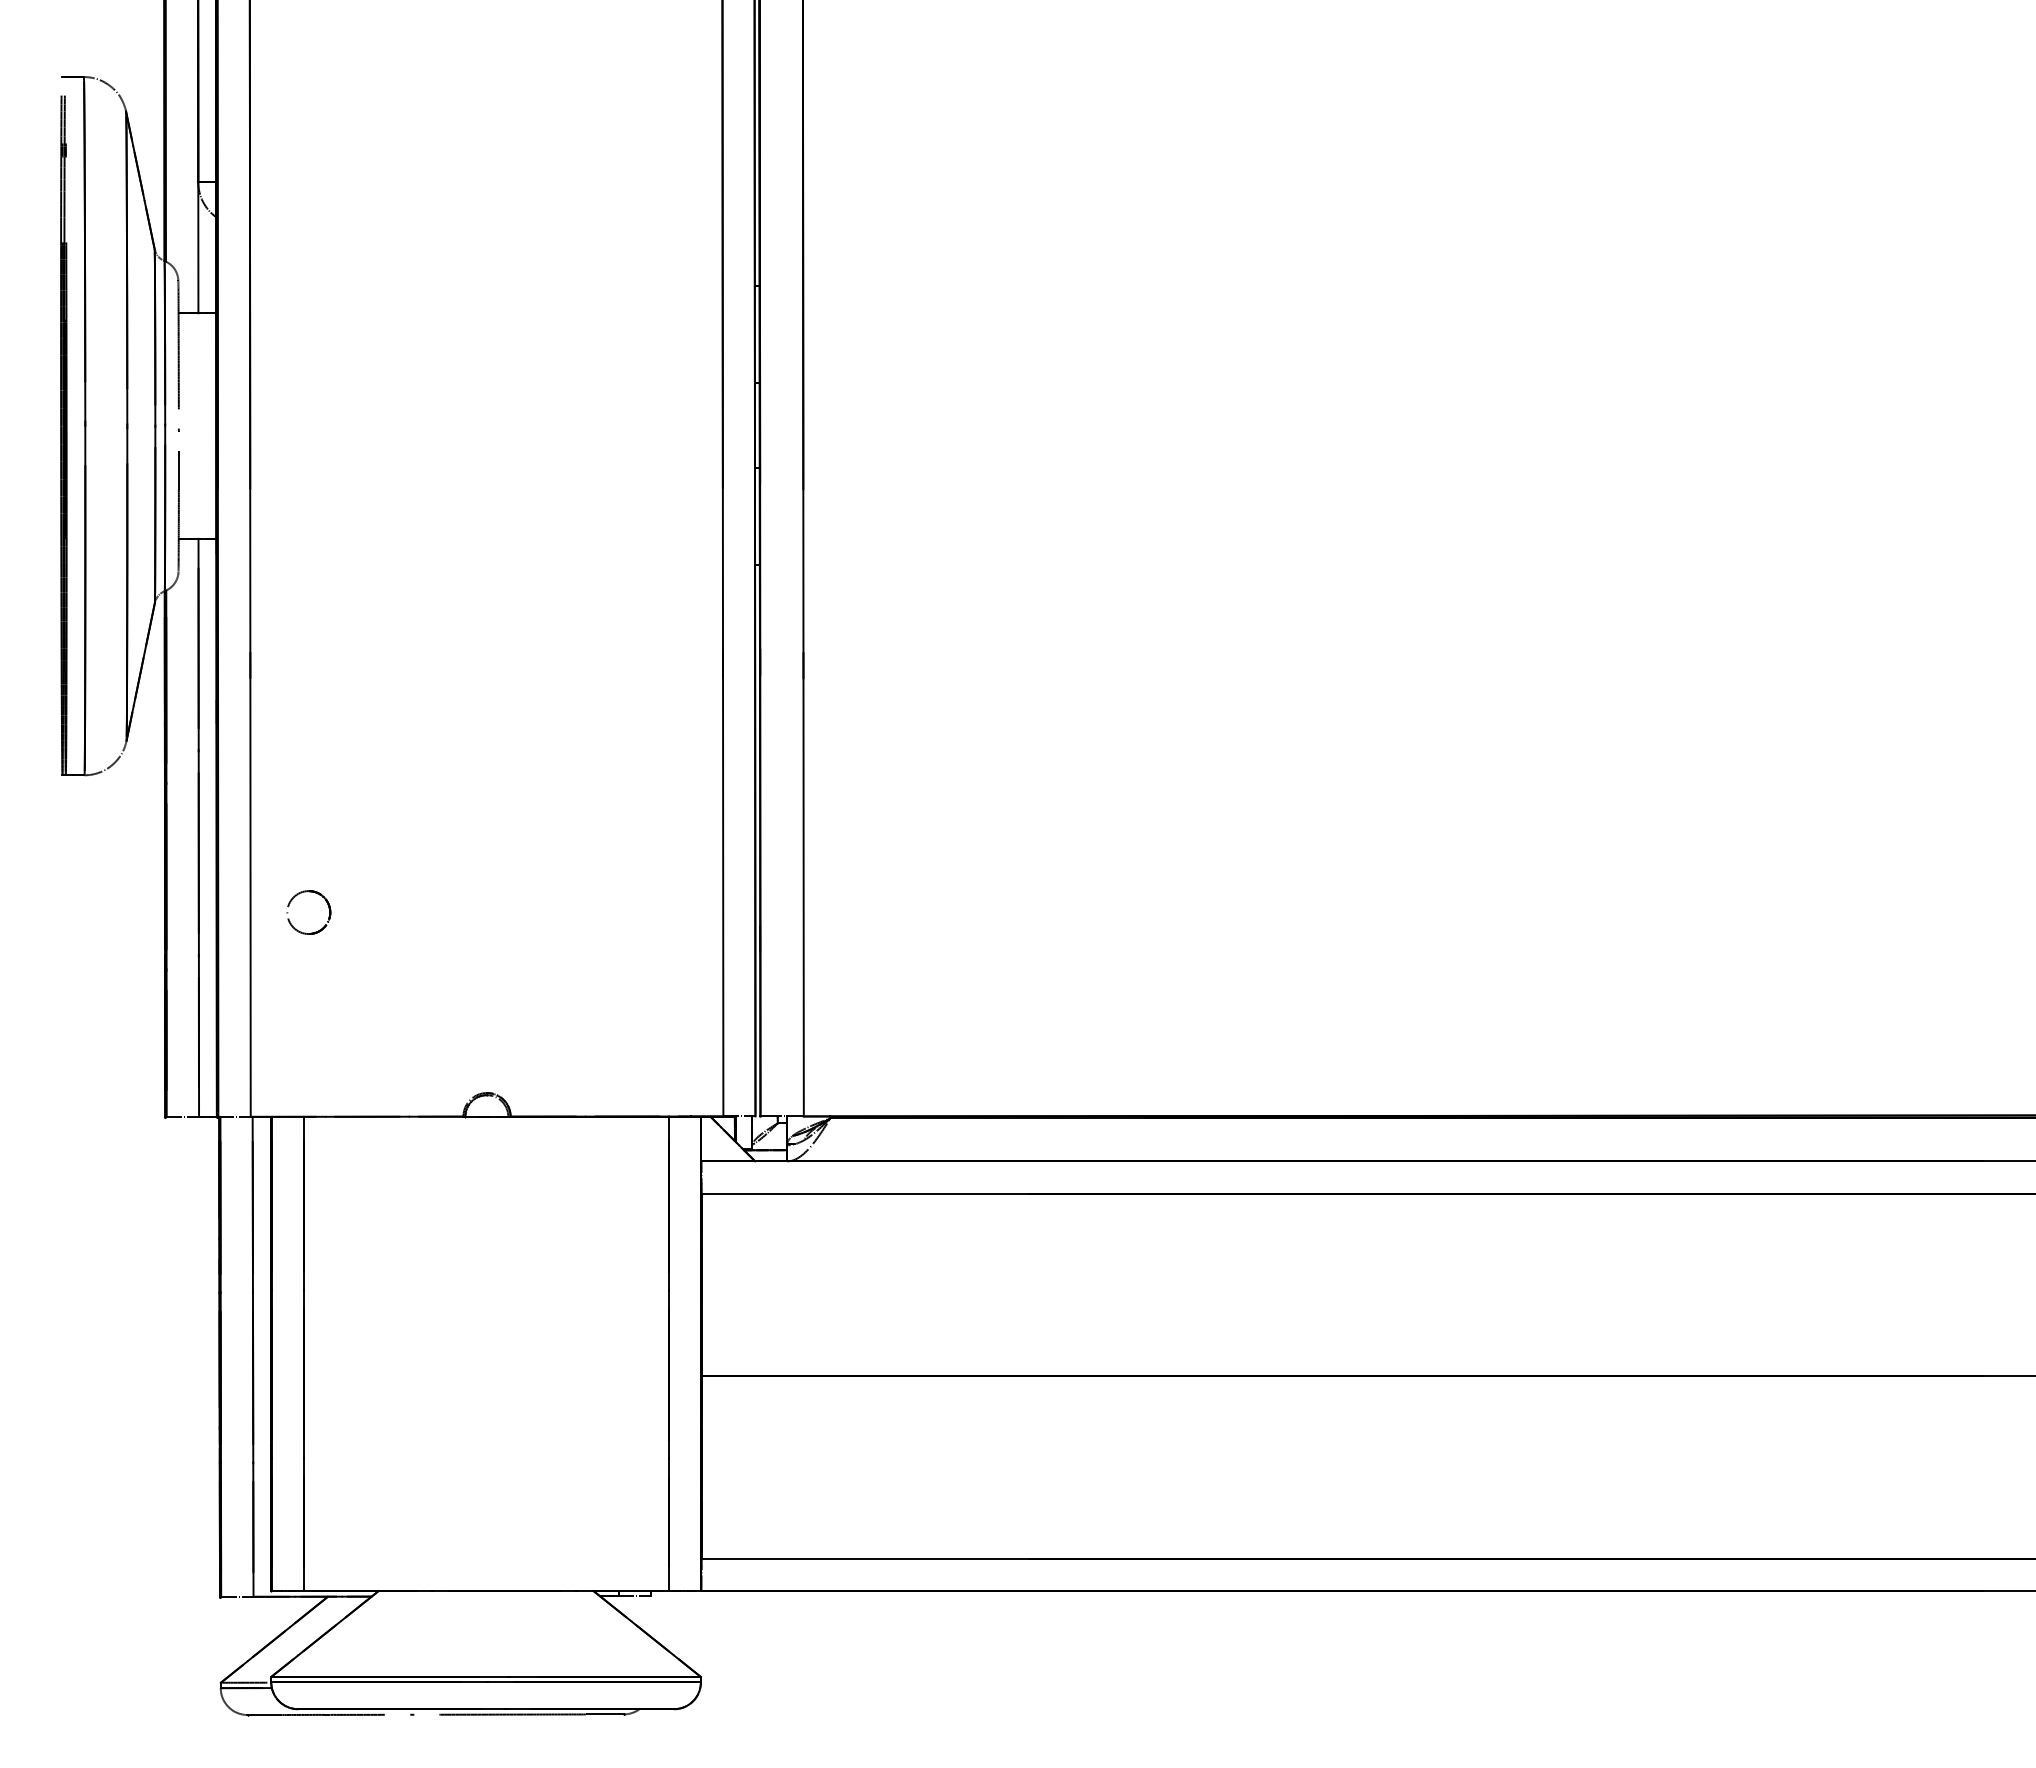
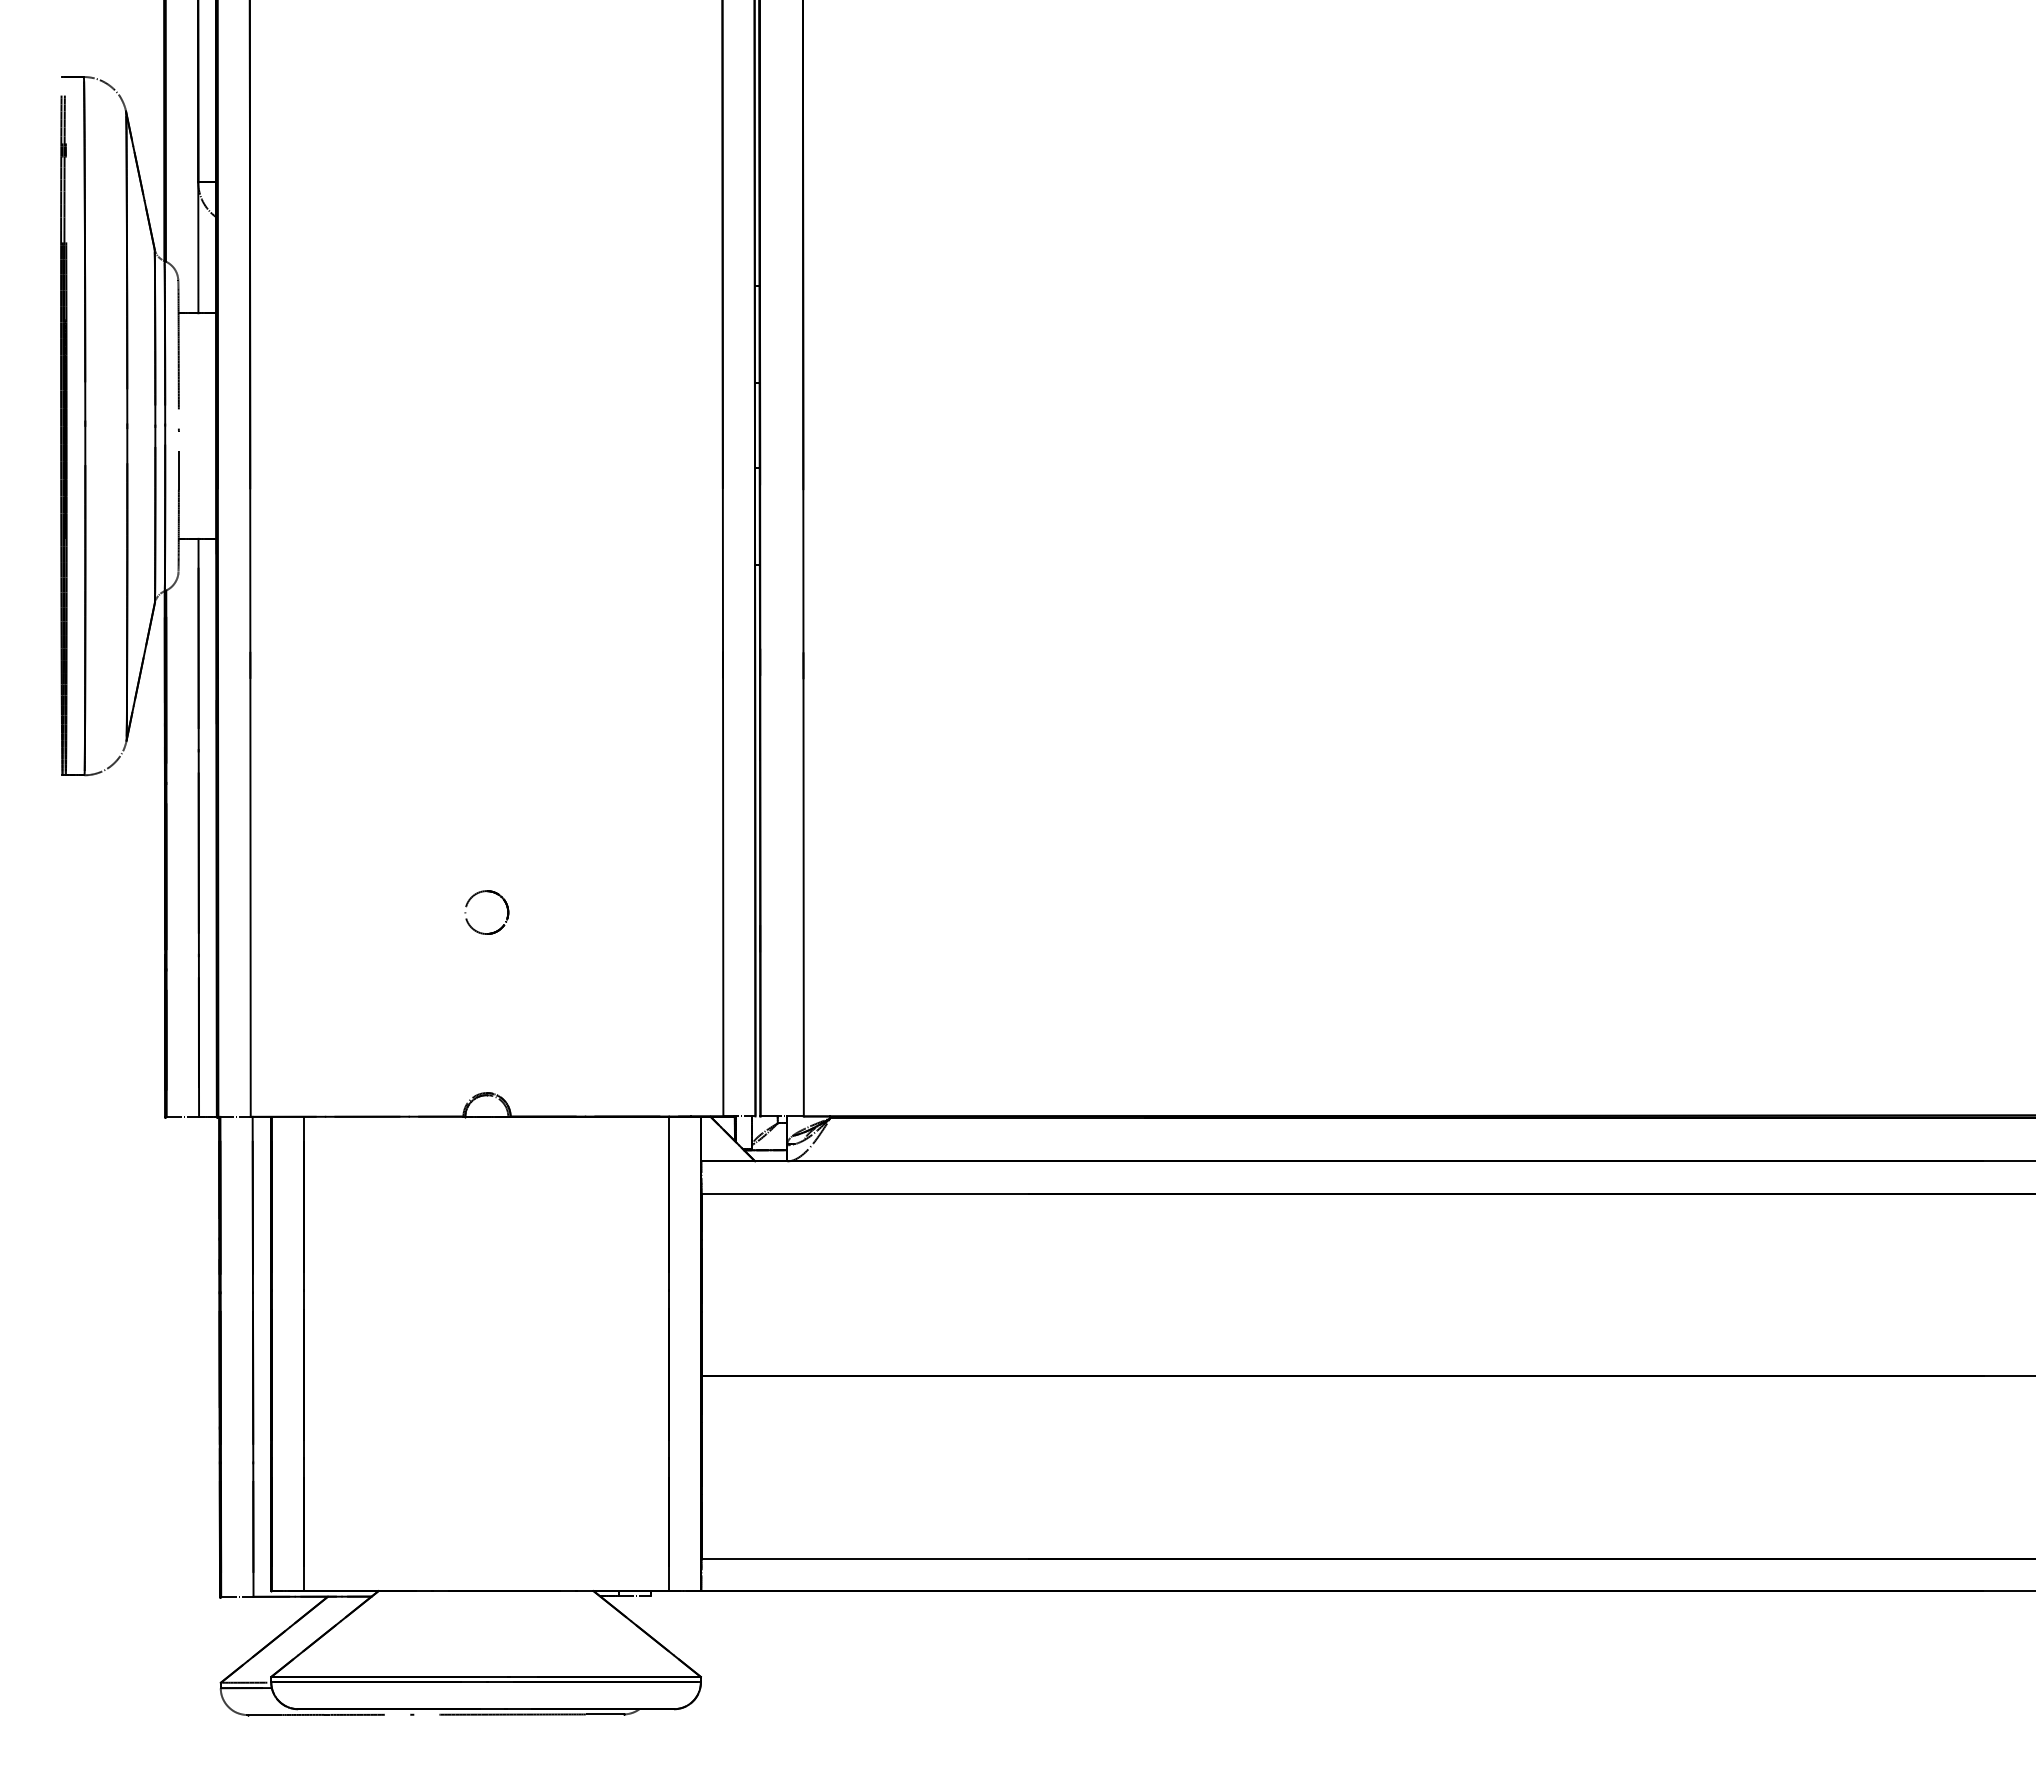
part position: (293, 899) -> (471, 899) (471, 899)
